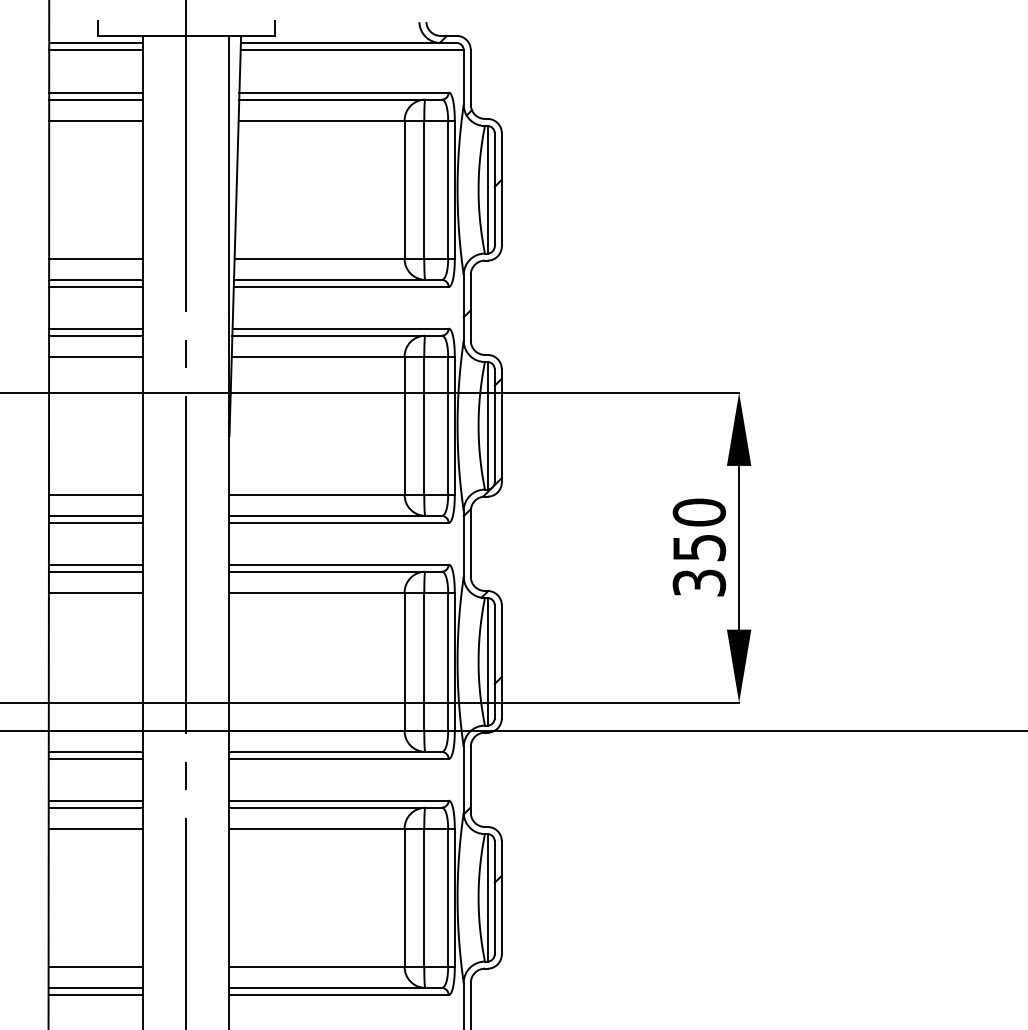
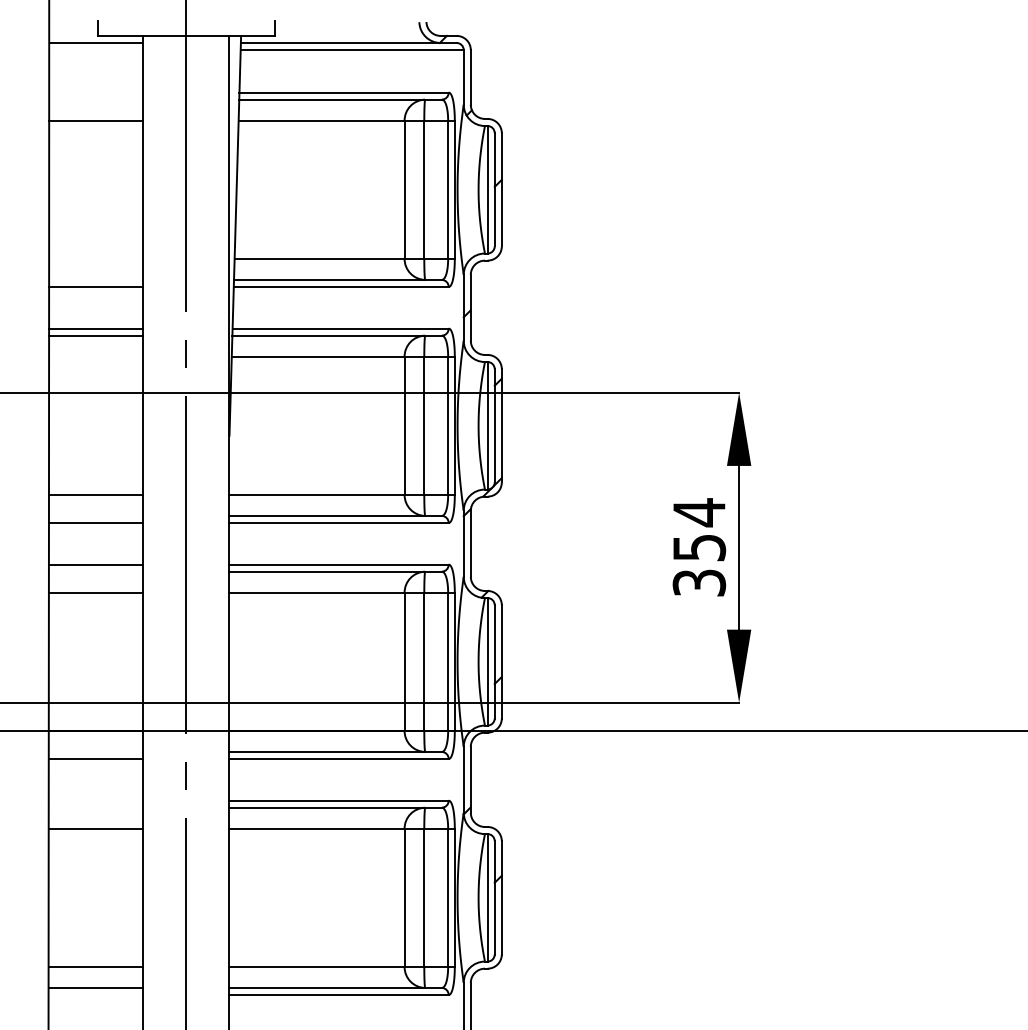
line: present -> none (95, 50)
line: present -> none (95, 92)
line: present -> none (95, 99)
line: present -> none (95, 258)
line: present -> none (95, 279)
line: present -> none (95, 356)
text: 350 -> 354 (699, 512)
line: present -> none (95, 515)
line: present -> none (95, 571)
line: present -> none (95, 751)
line: present -> none (95, 800)
line: present -> none (95, 807)
line: present -> none (95, 995)
